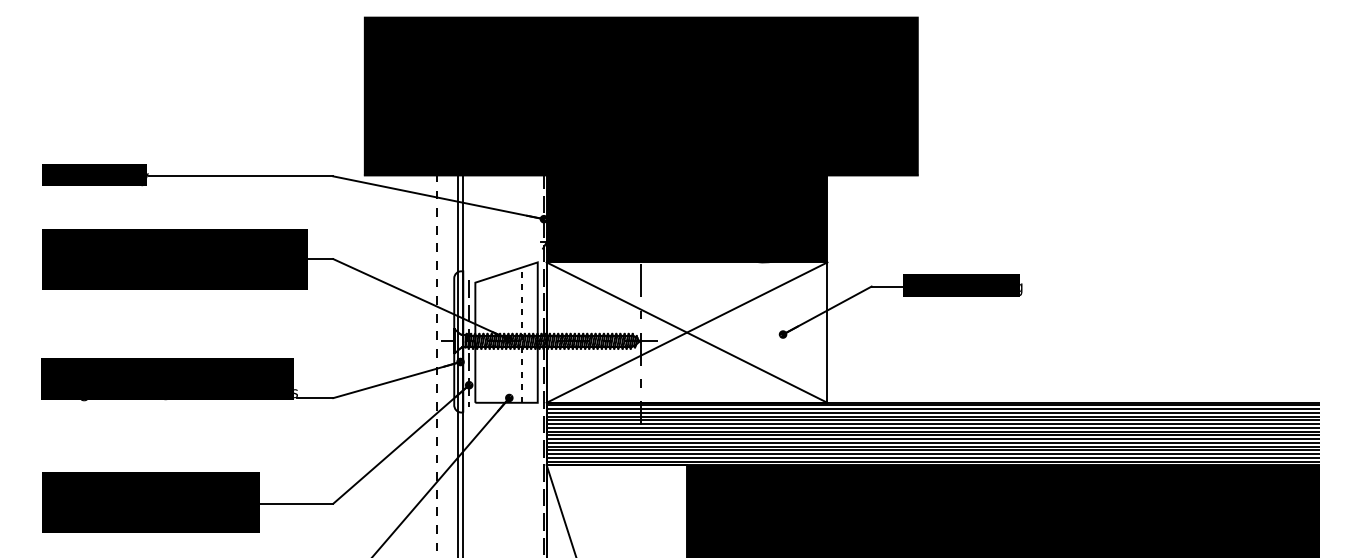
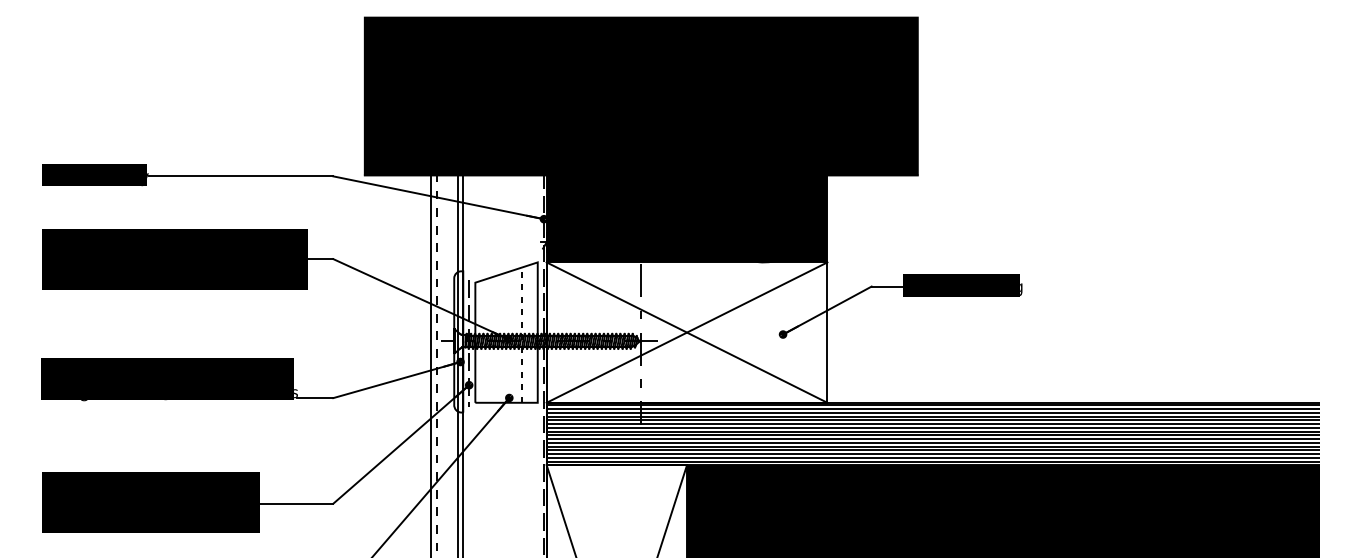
line: none -> present (431, 360)
line: none -> present (672, 509)
